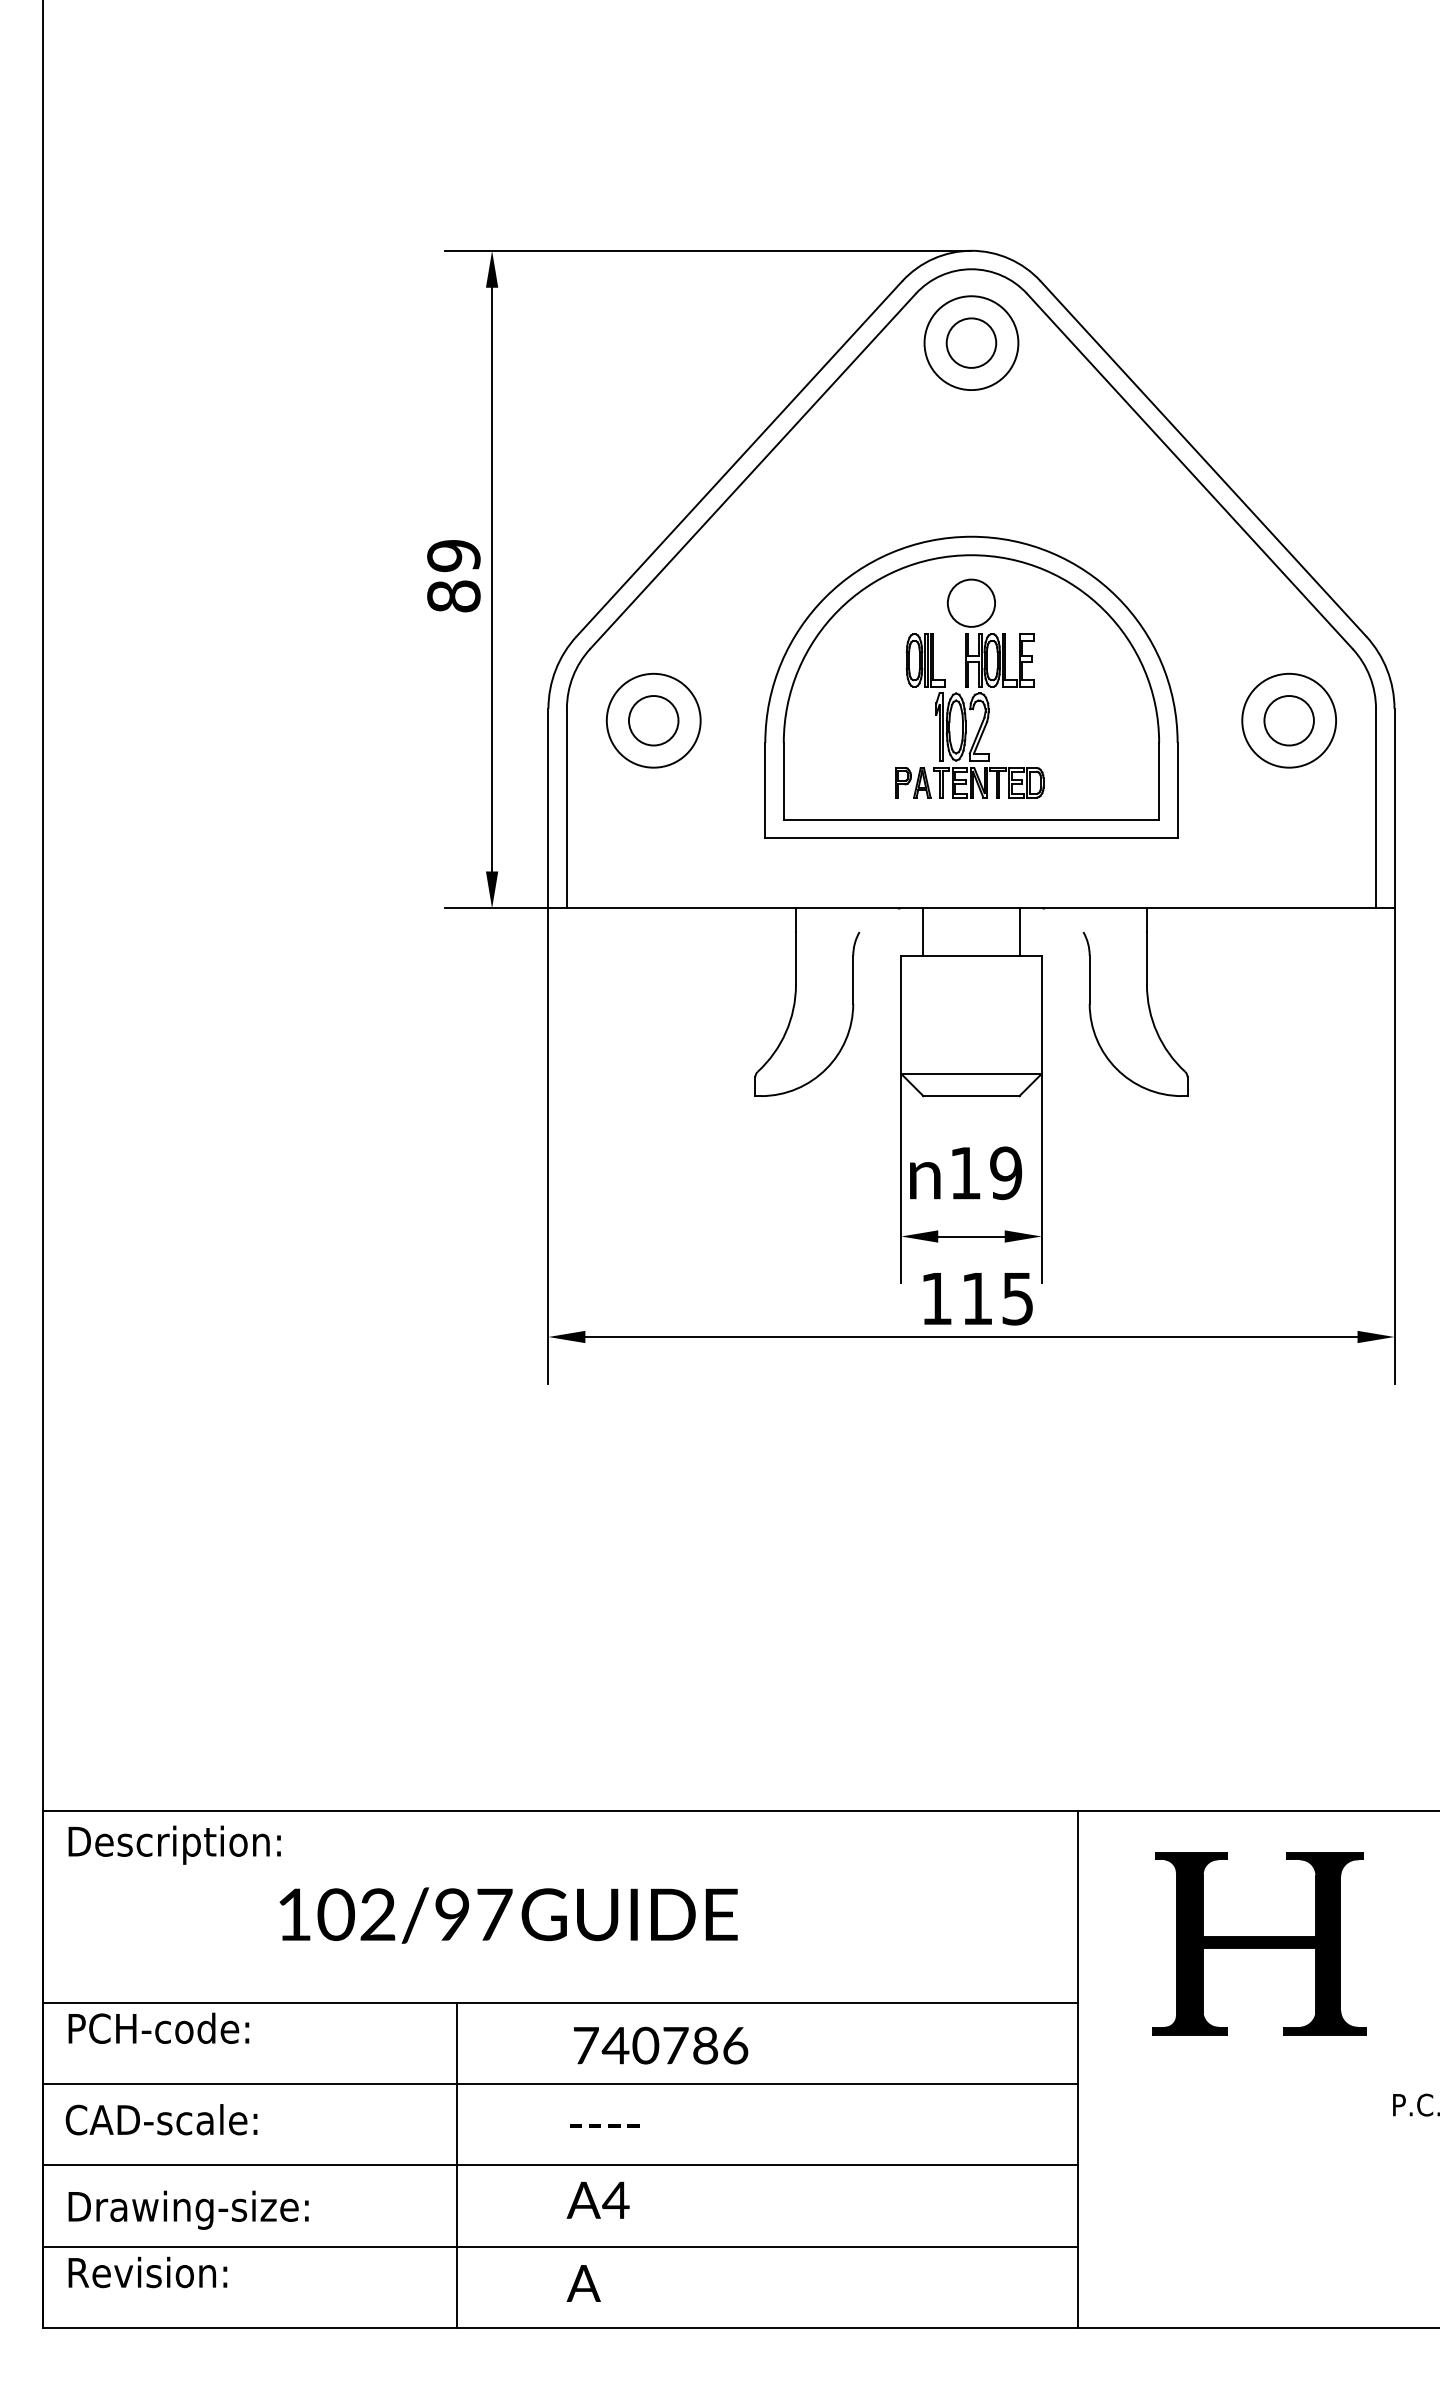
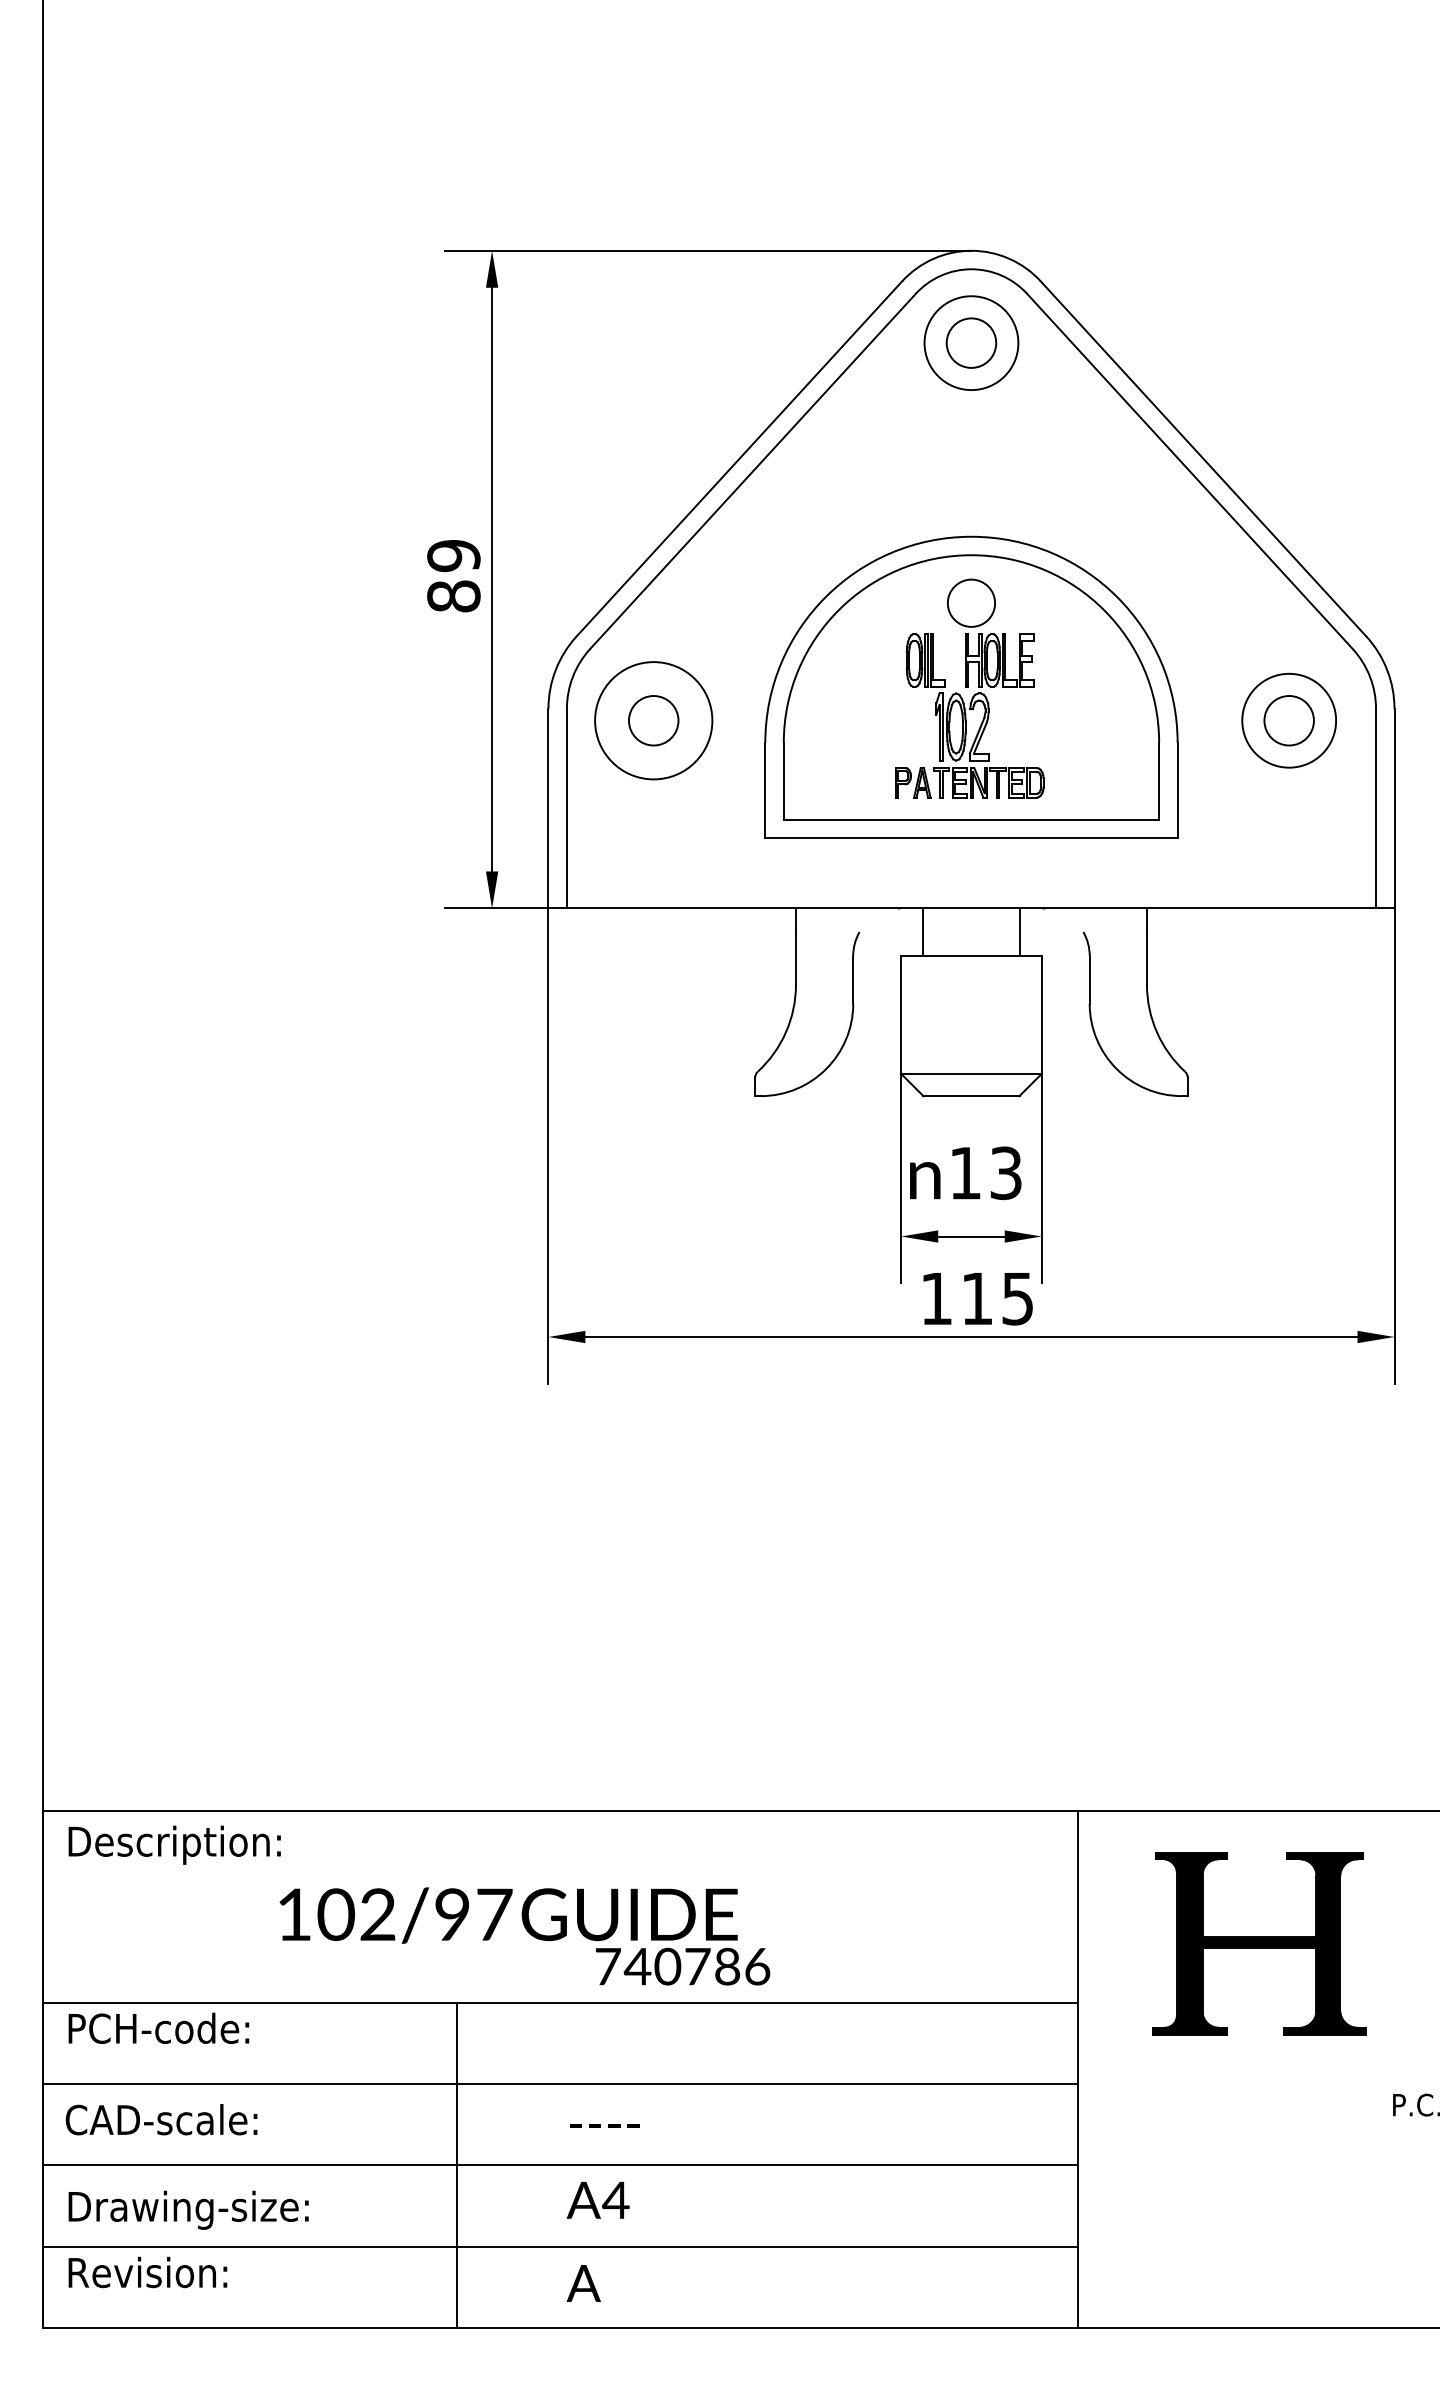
circle diameter: 94 px -> 117 px (653, 720)
text: 19 -> 13 (1006, 1172)
text position: (661, 2045) -> (683, 1966) (683, 1966)
